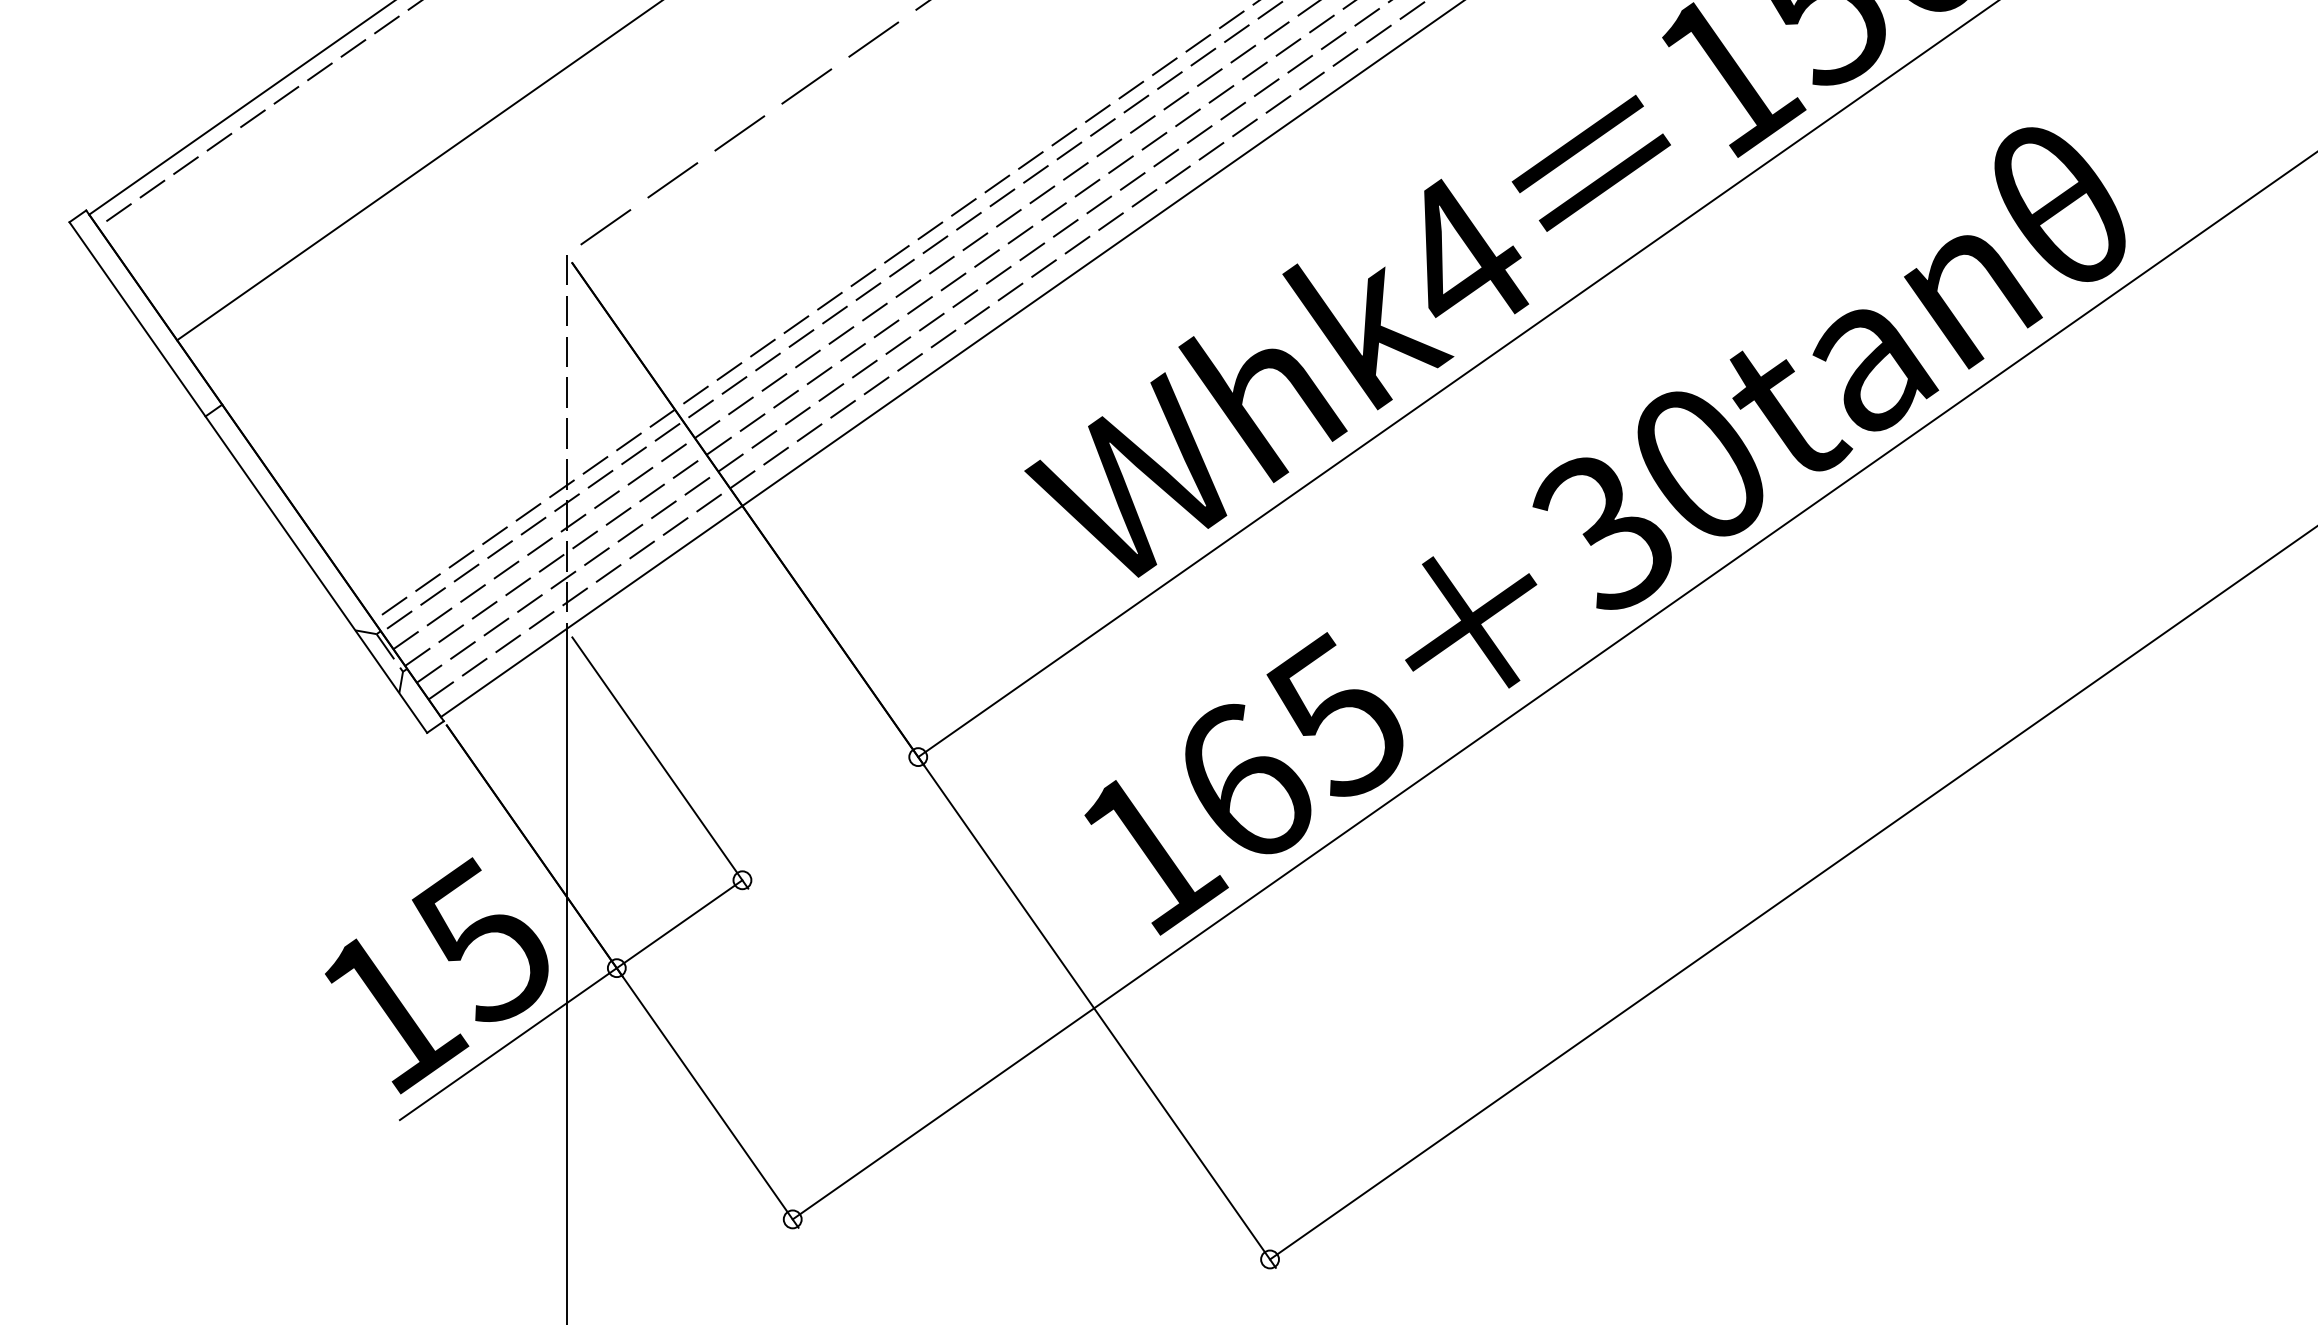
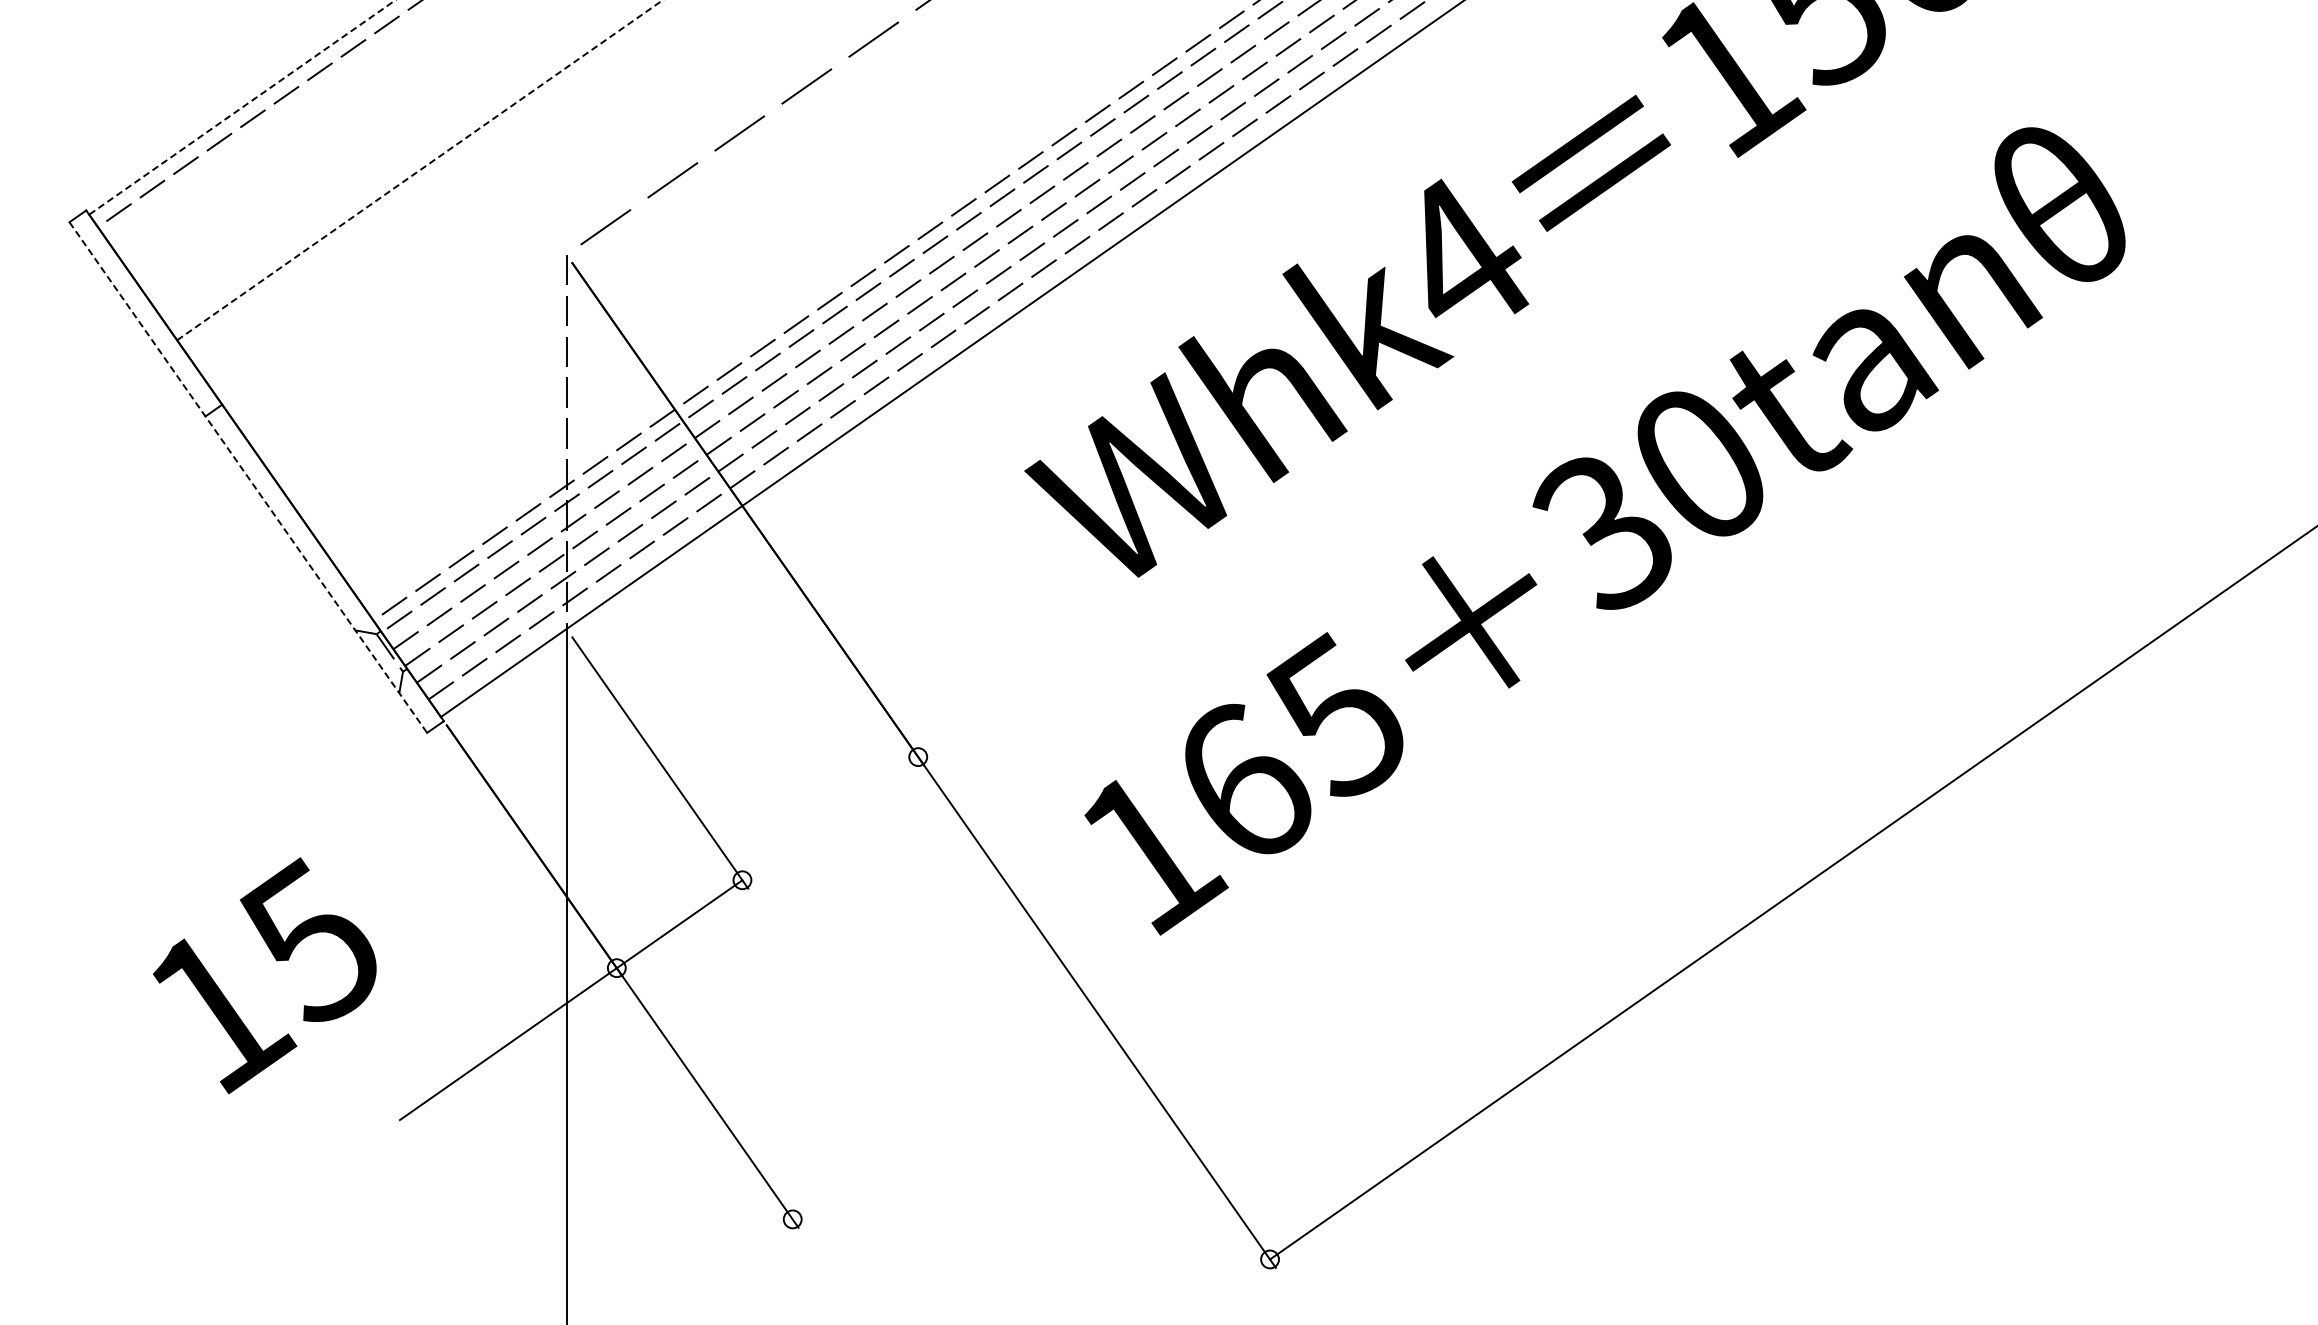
line: solid -> dashed (242, 107)
line: solid -> dashed (420, 169)
line: present -> none (1457, 379)
line: solid -> dashed (248, 477)
line: present -> none (1553, 686)
text position: (436, 975) -> (264, 975) (264, 975)
